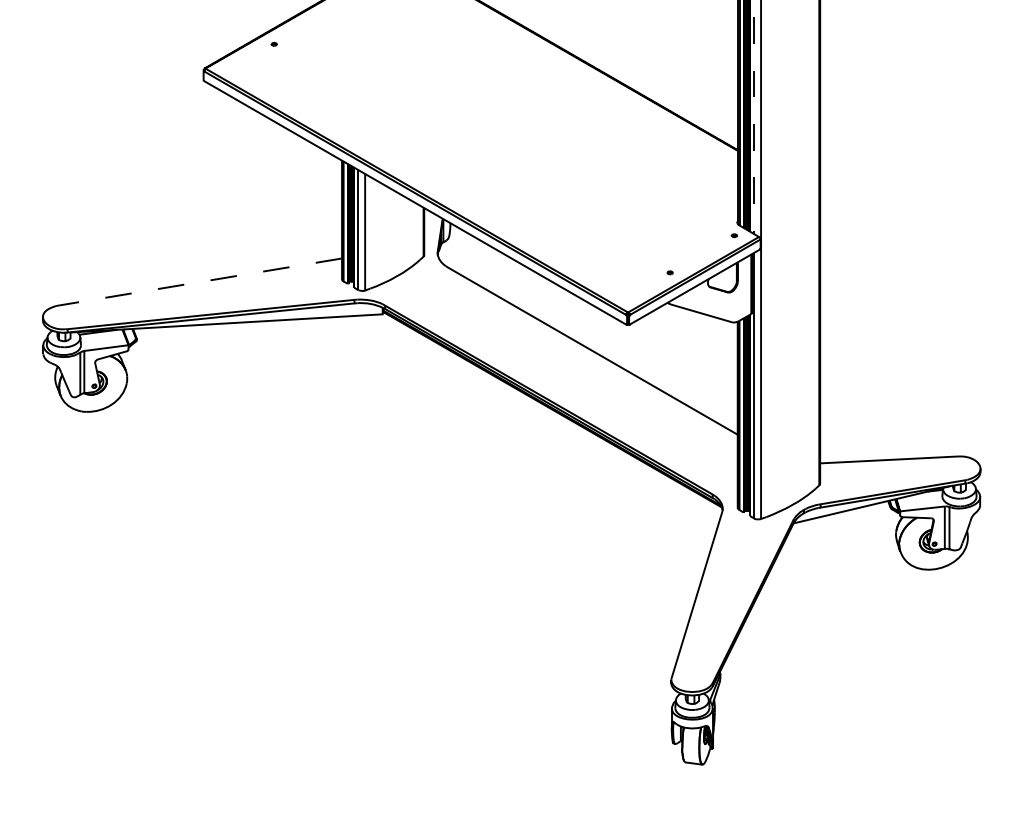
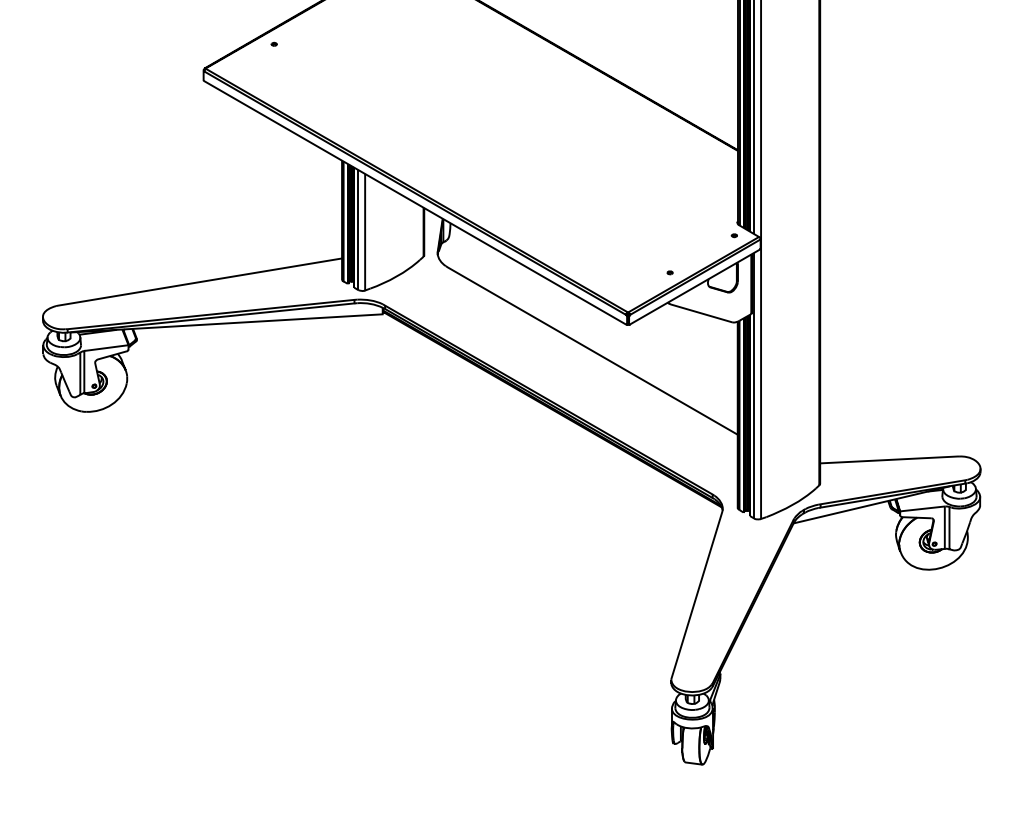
line: dashed -> solid (754, 117)
line: dashed -> solid (198, 282)
